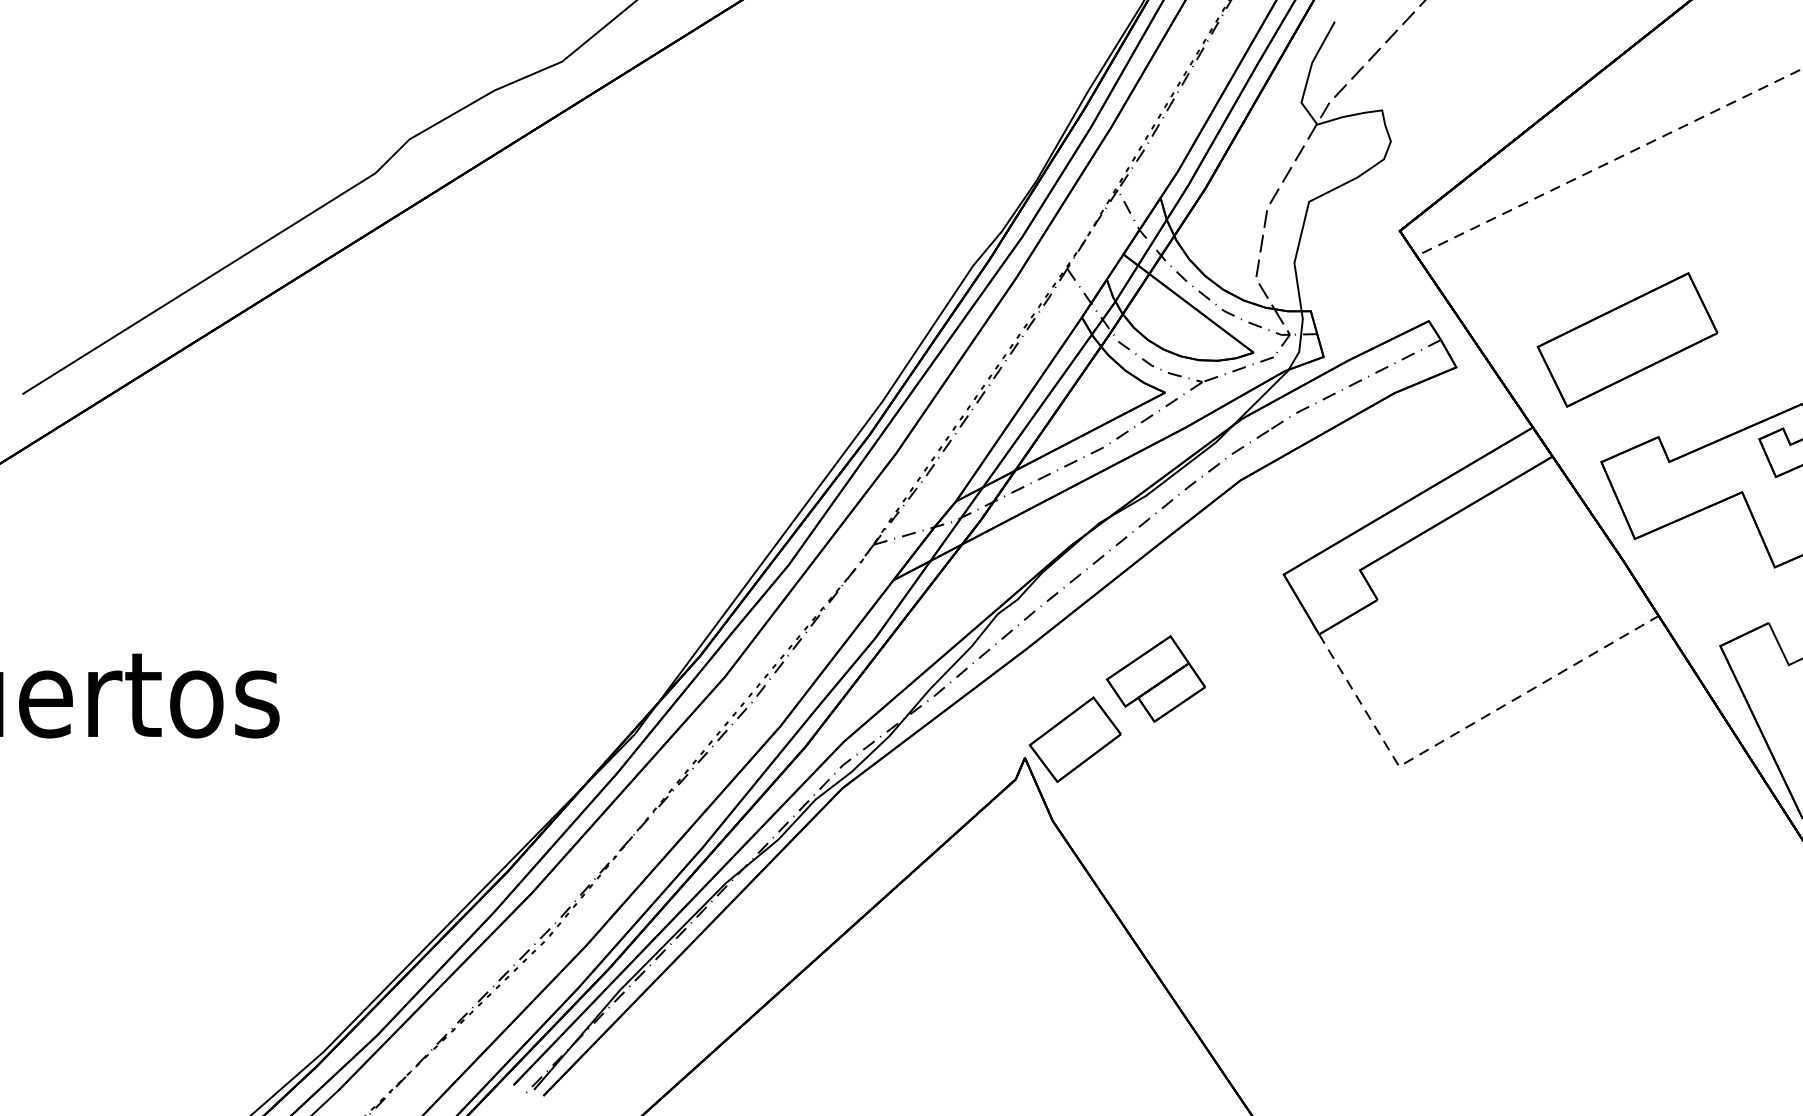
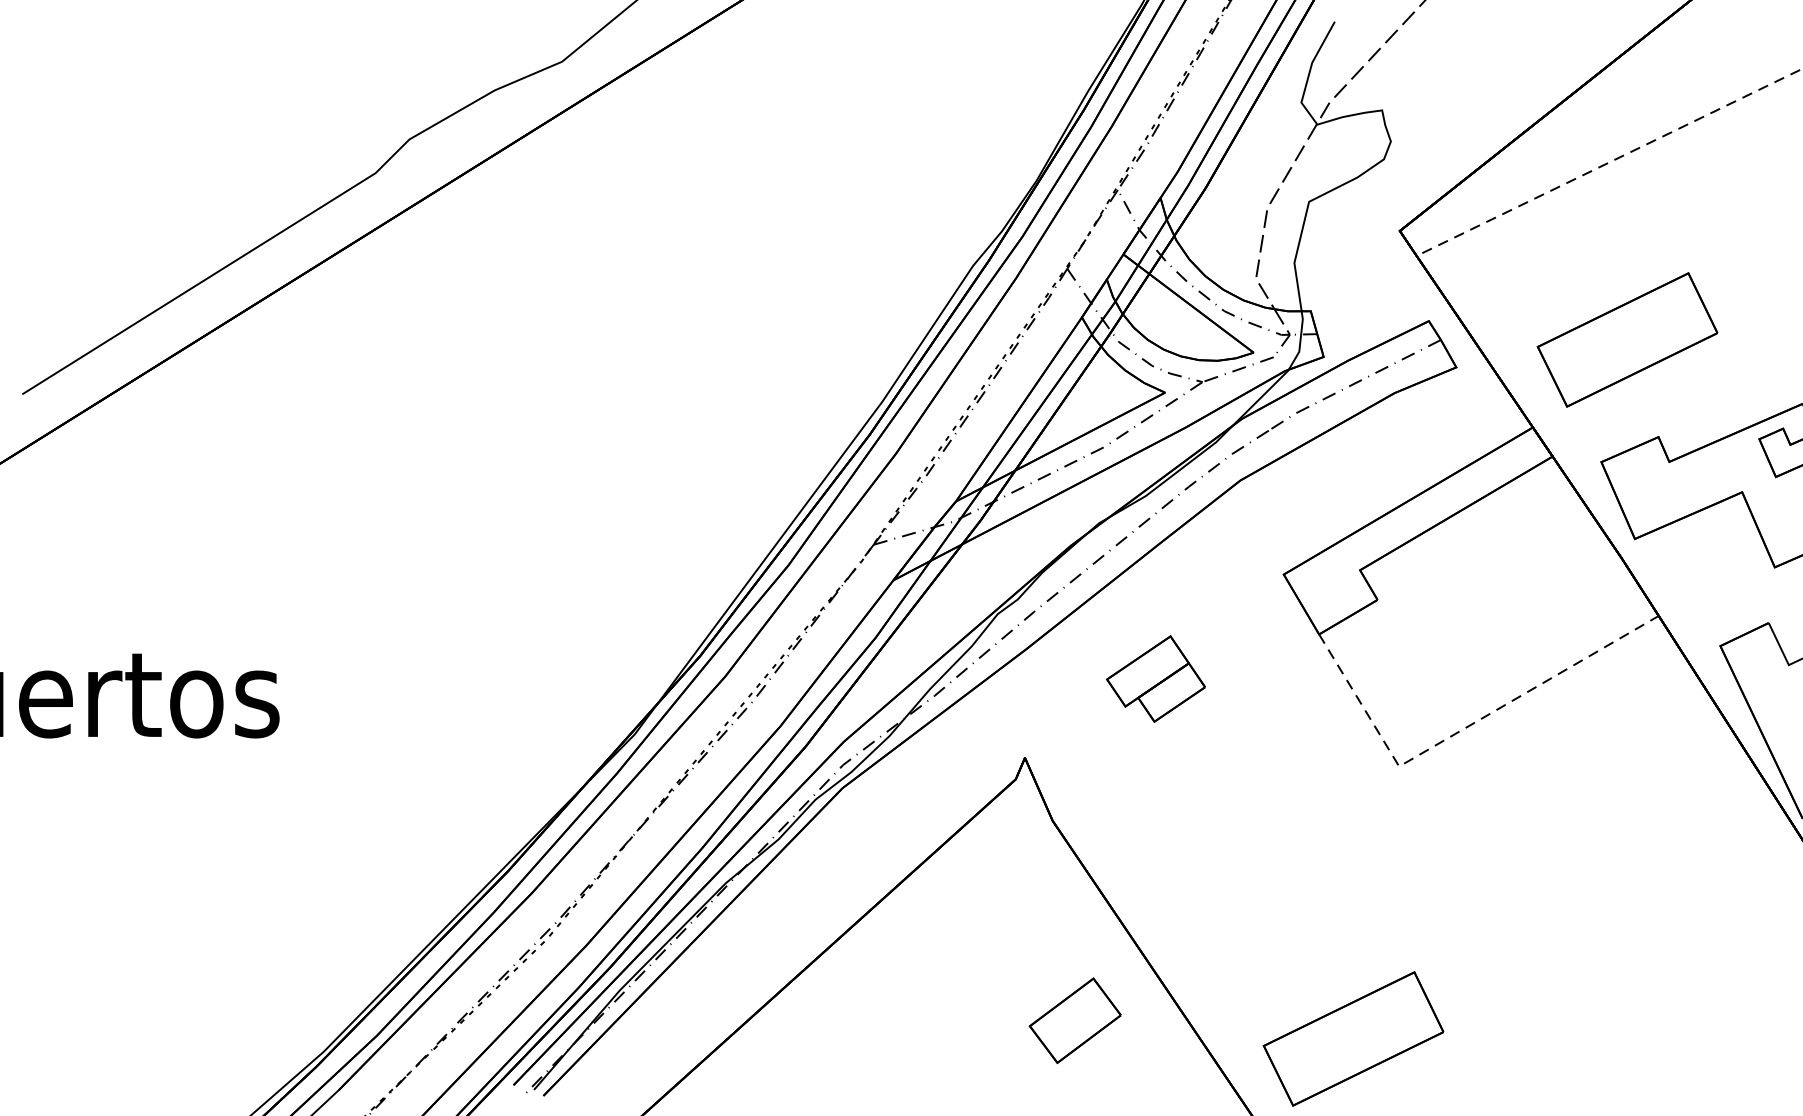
part position: (1074, 739) -> (1074, 1020) (1074, 1020)
part: none -> present (1353, 1038)
